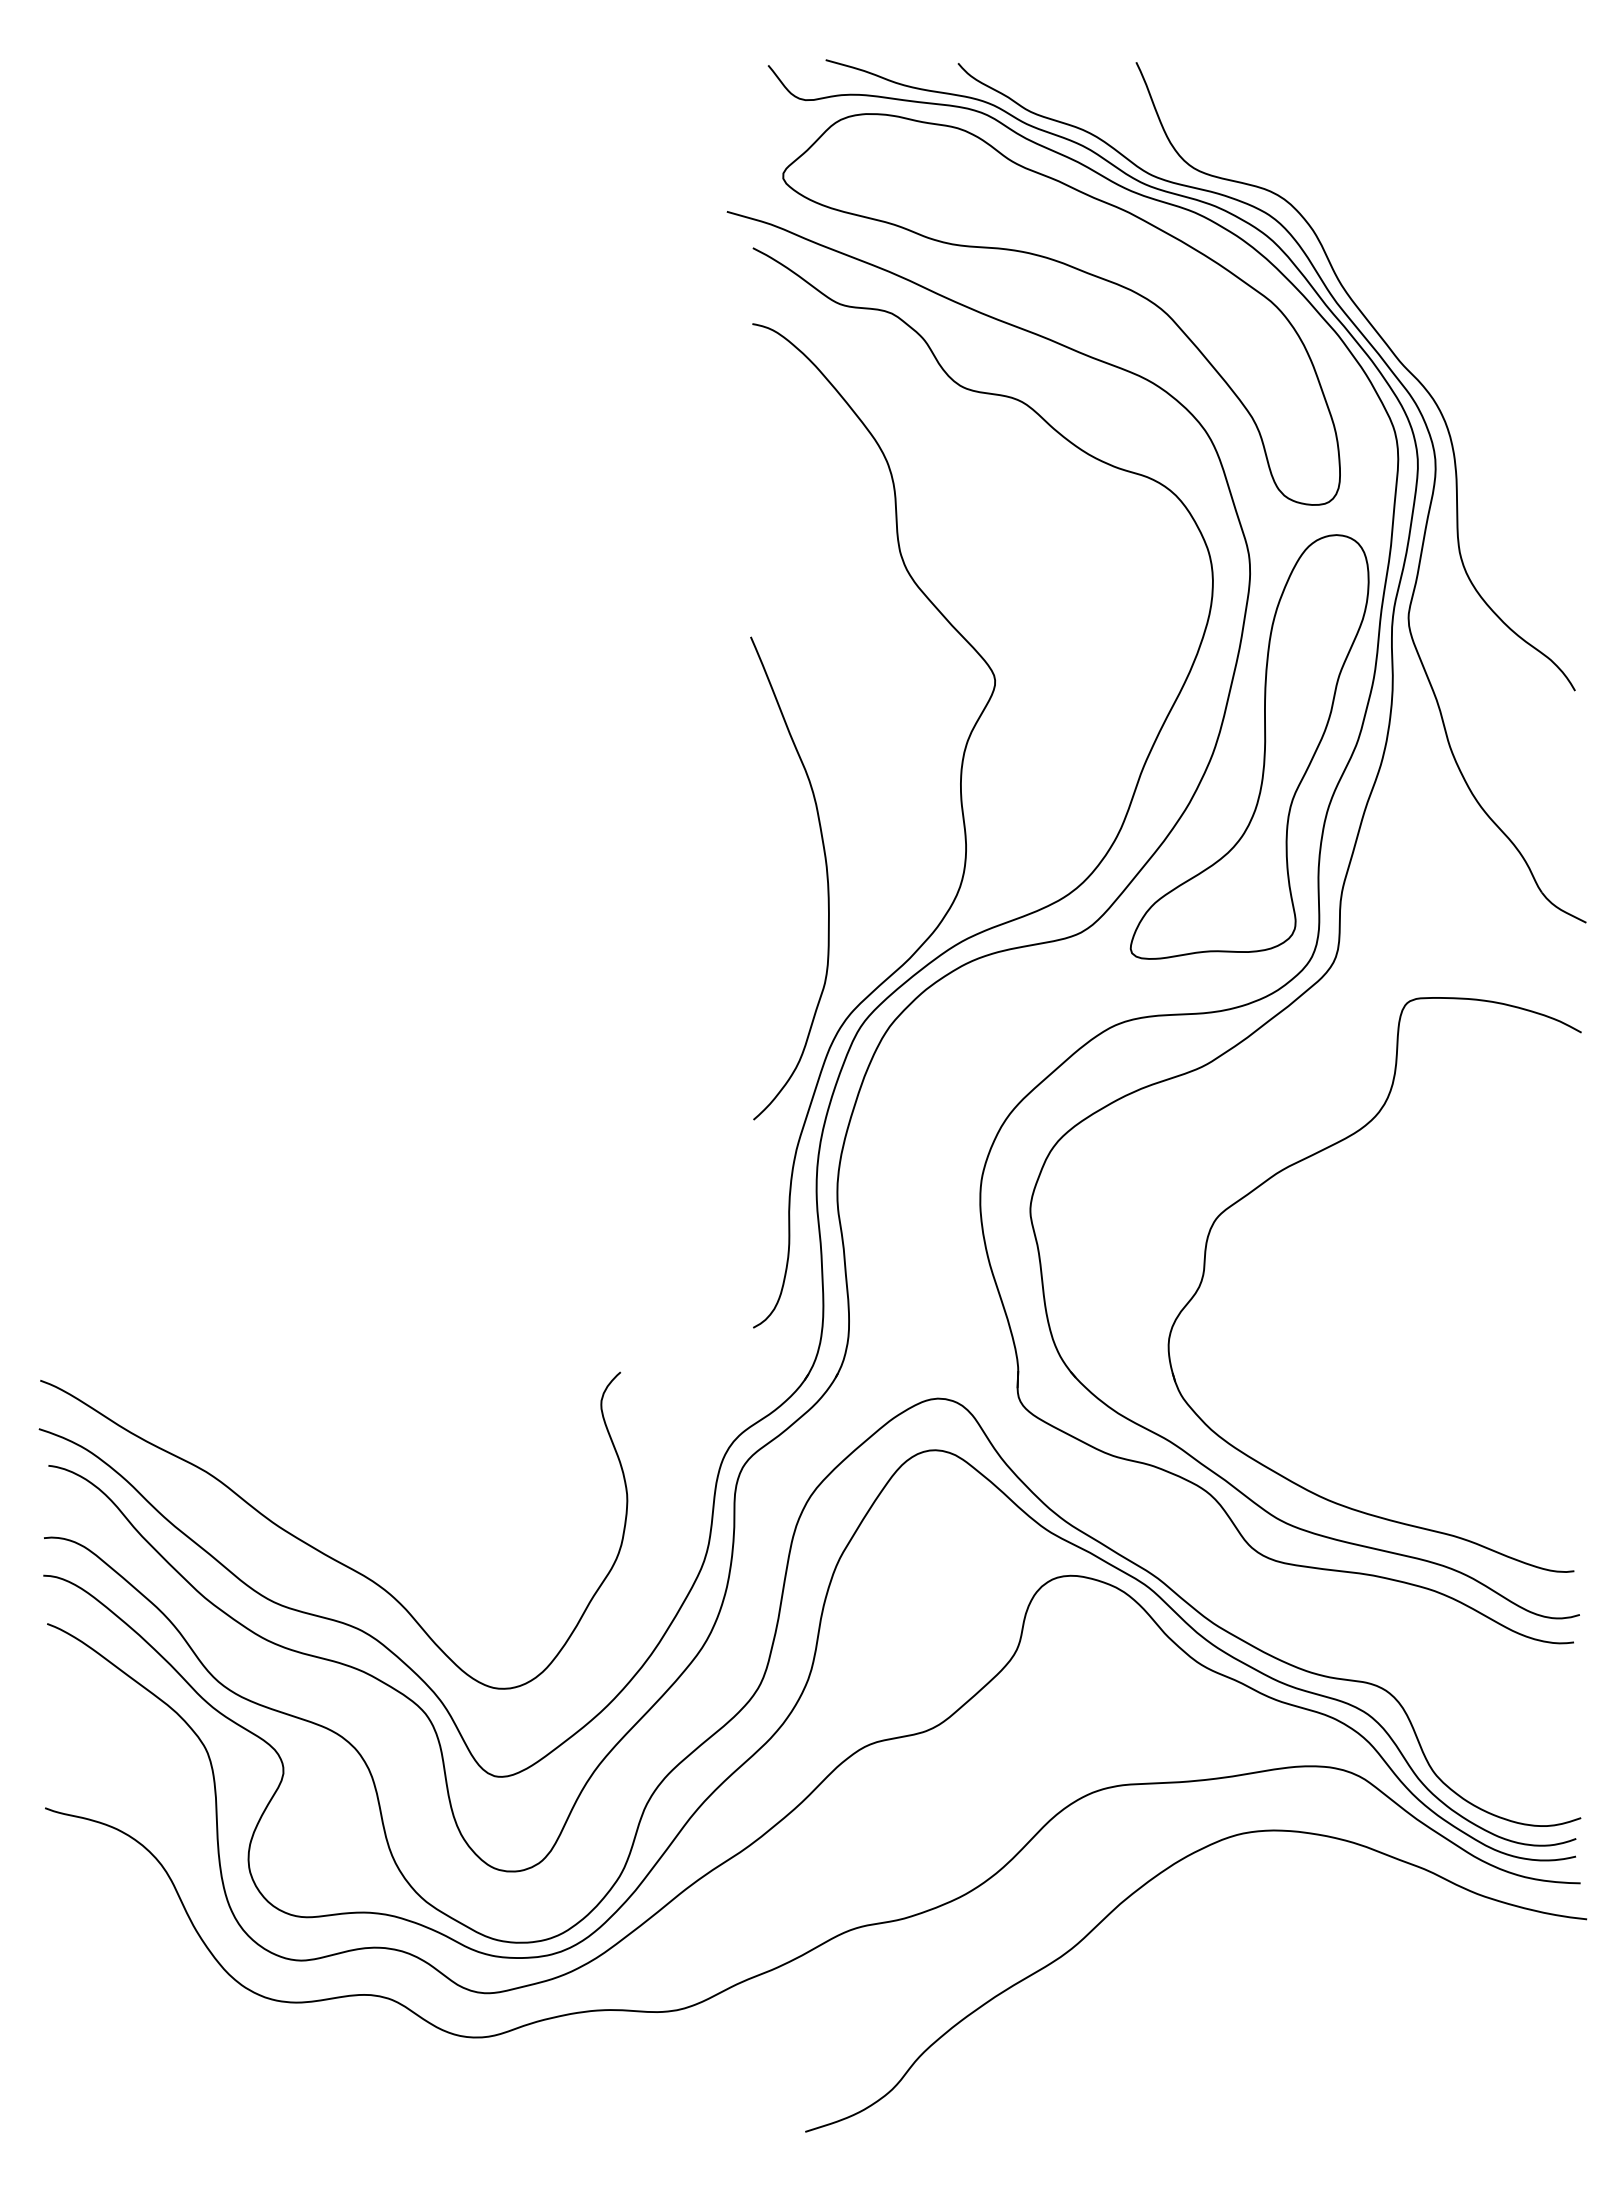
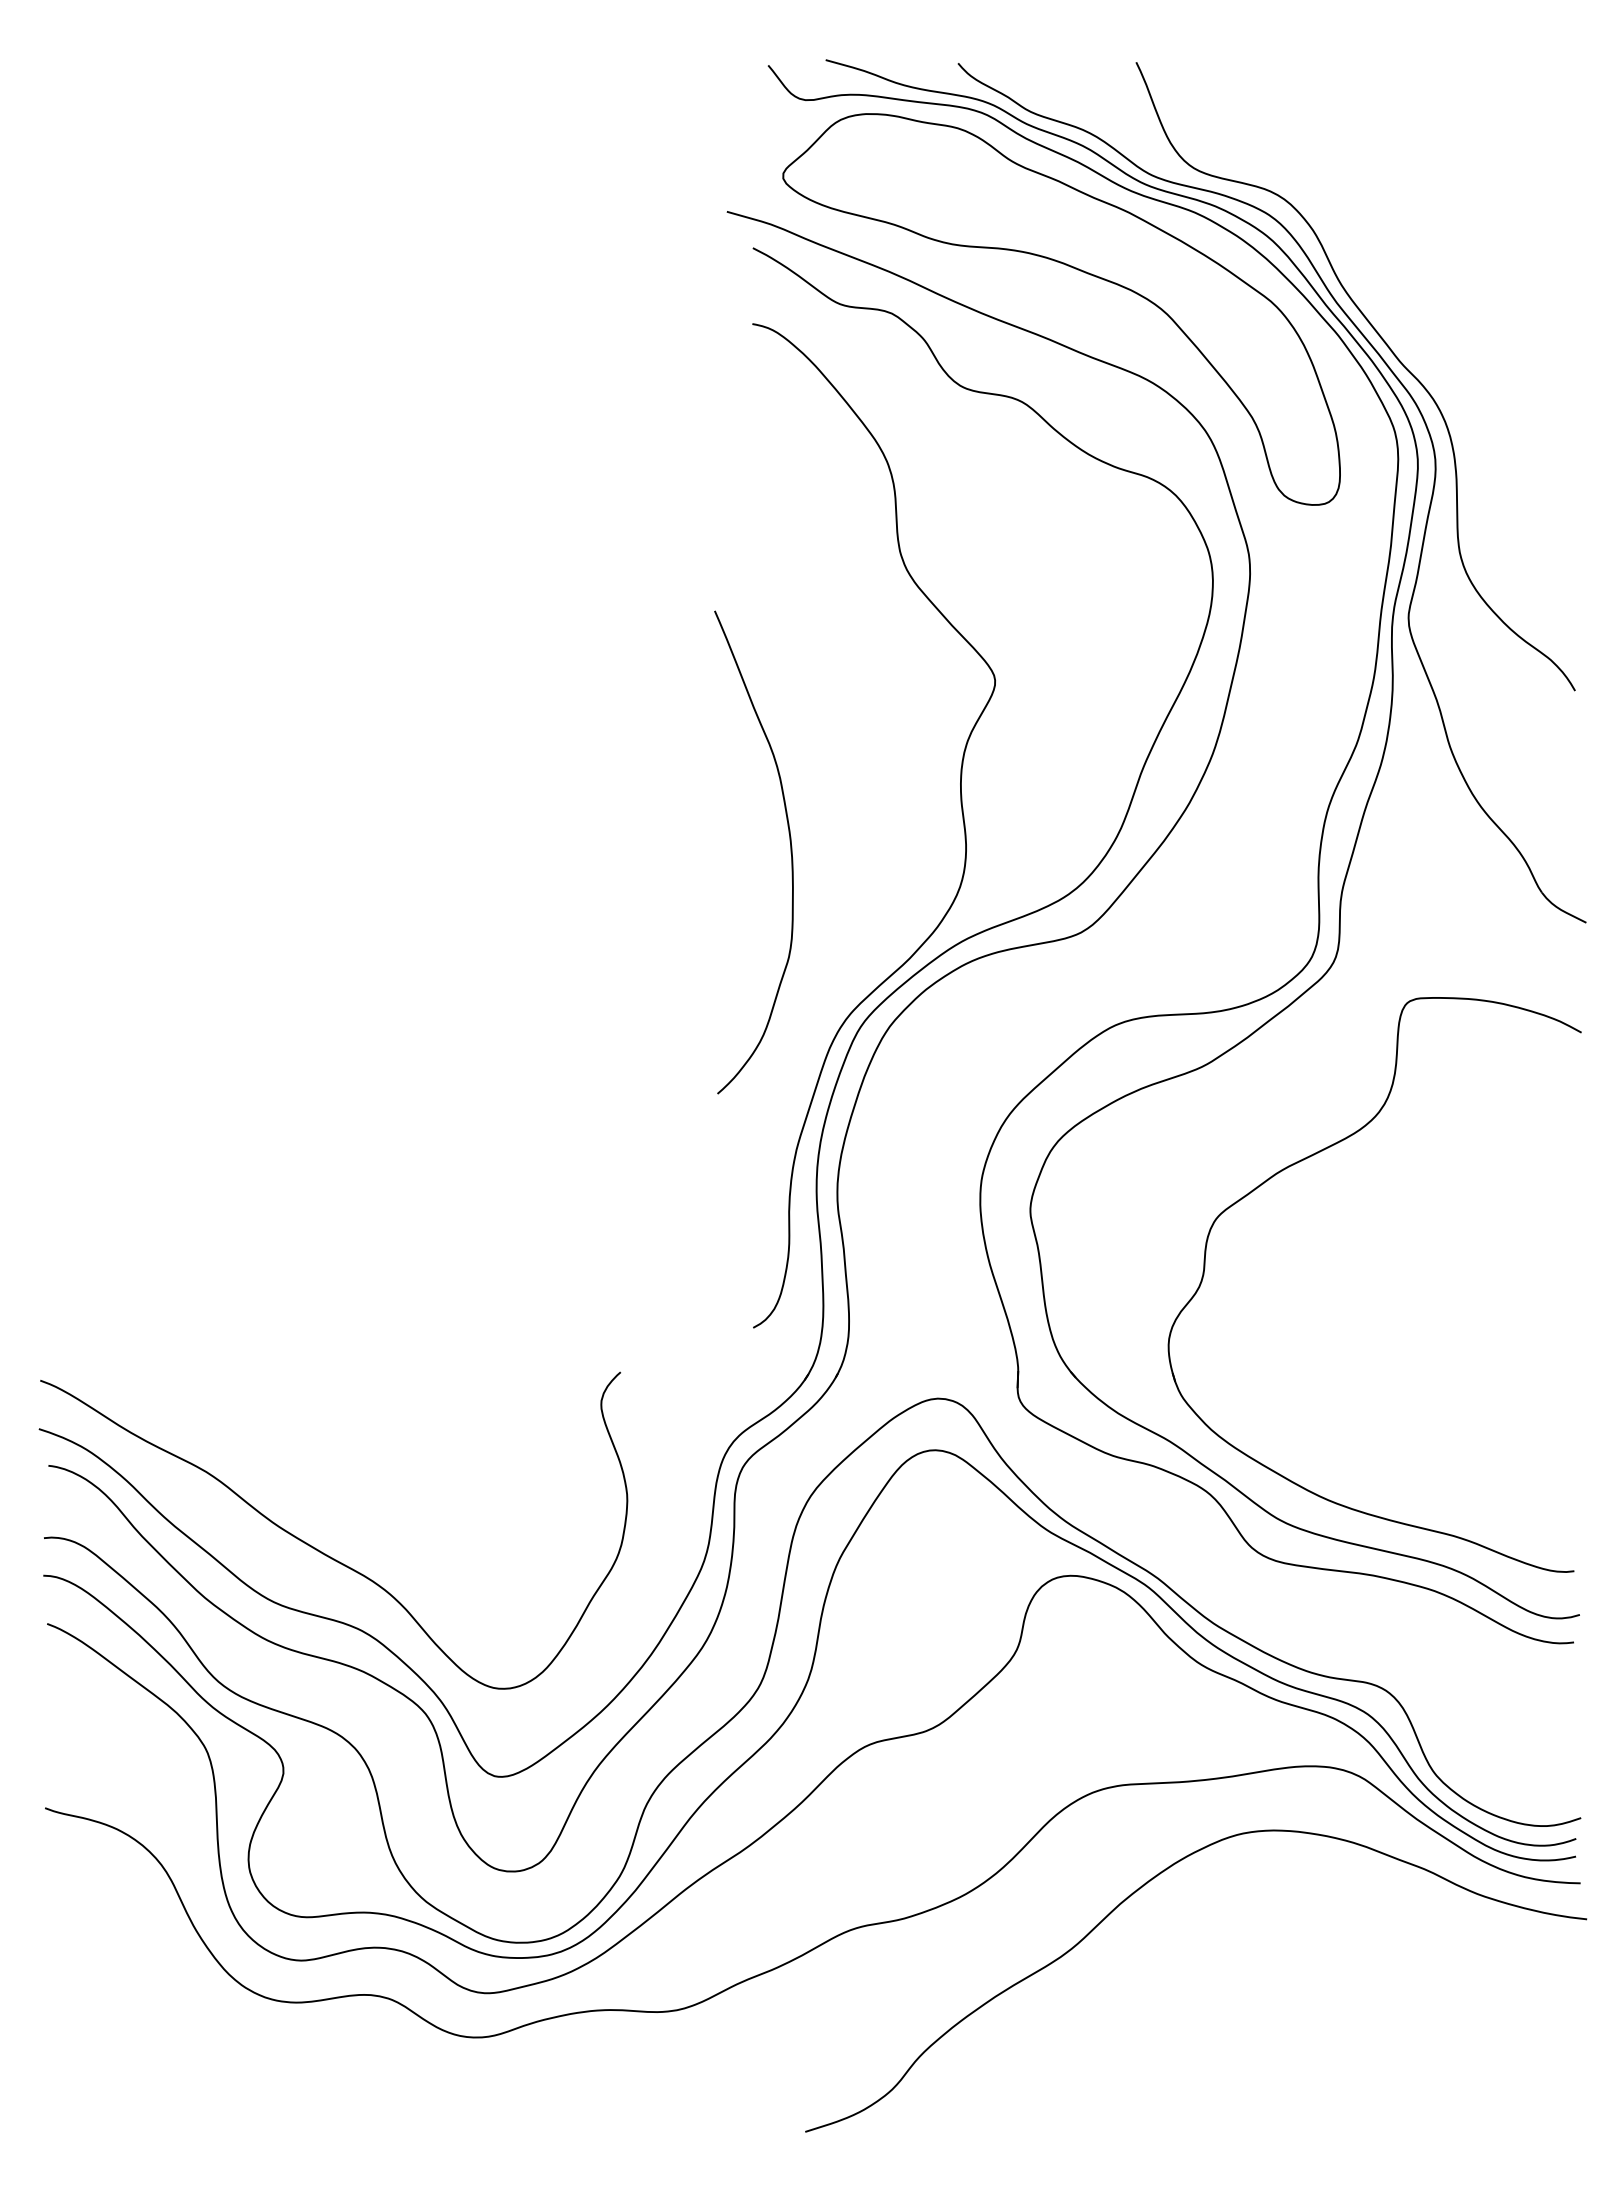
part: present -> none (1264, 746)
curve position: (826, 878) -> (790, 852) (790, 852)
